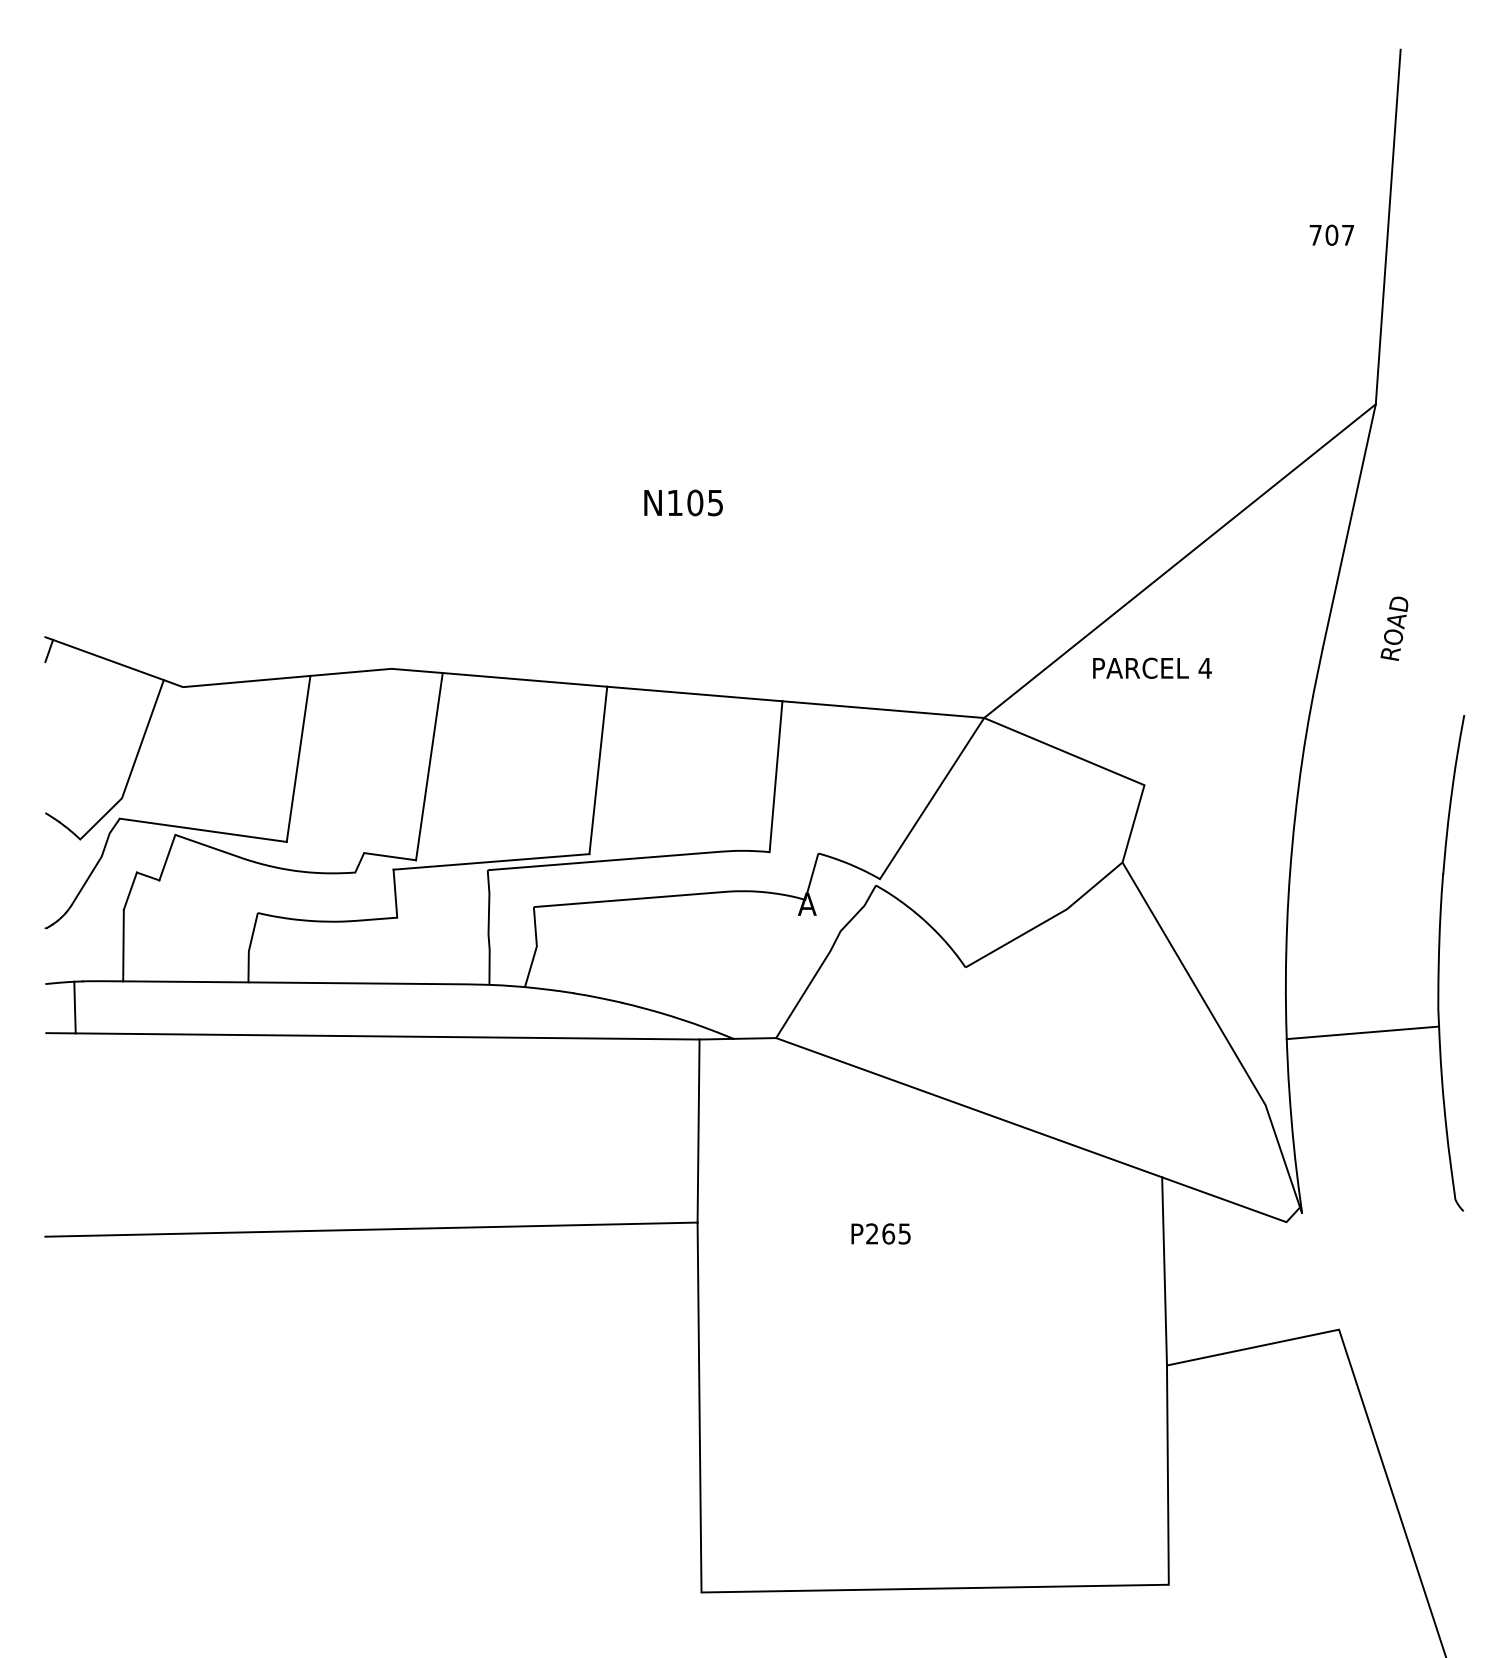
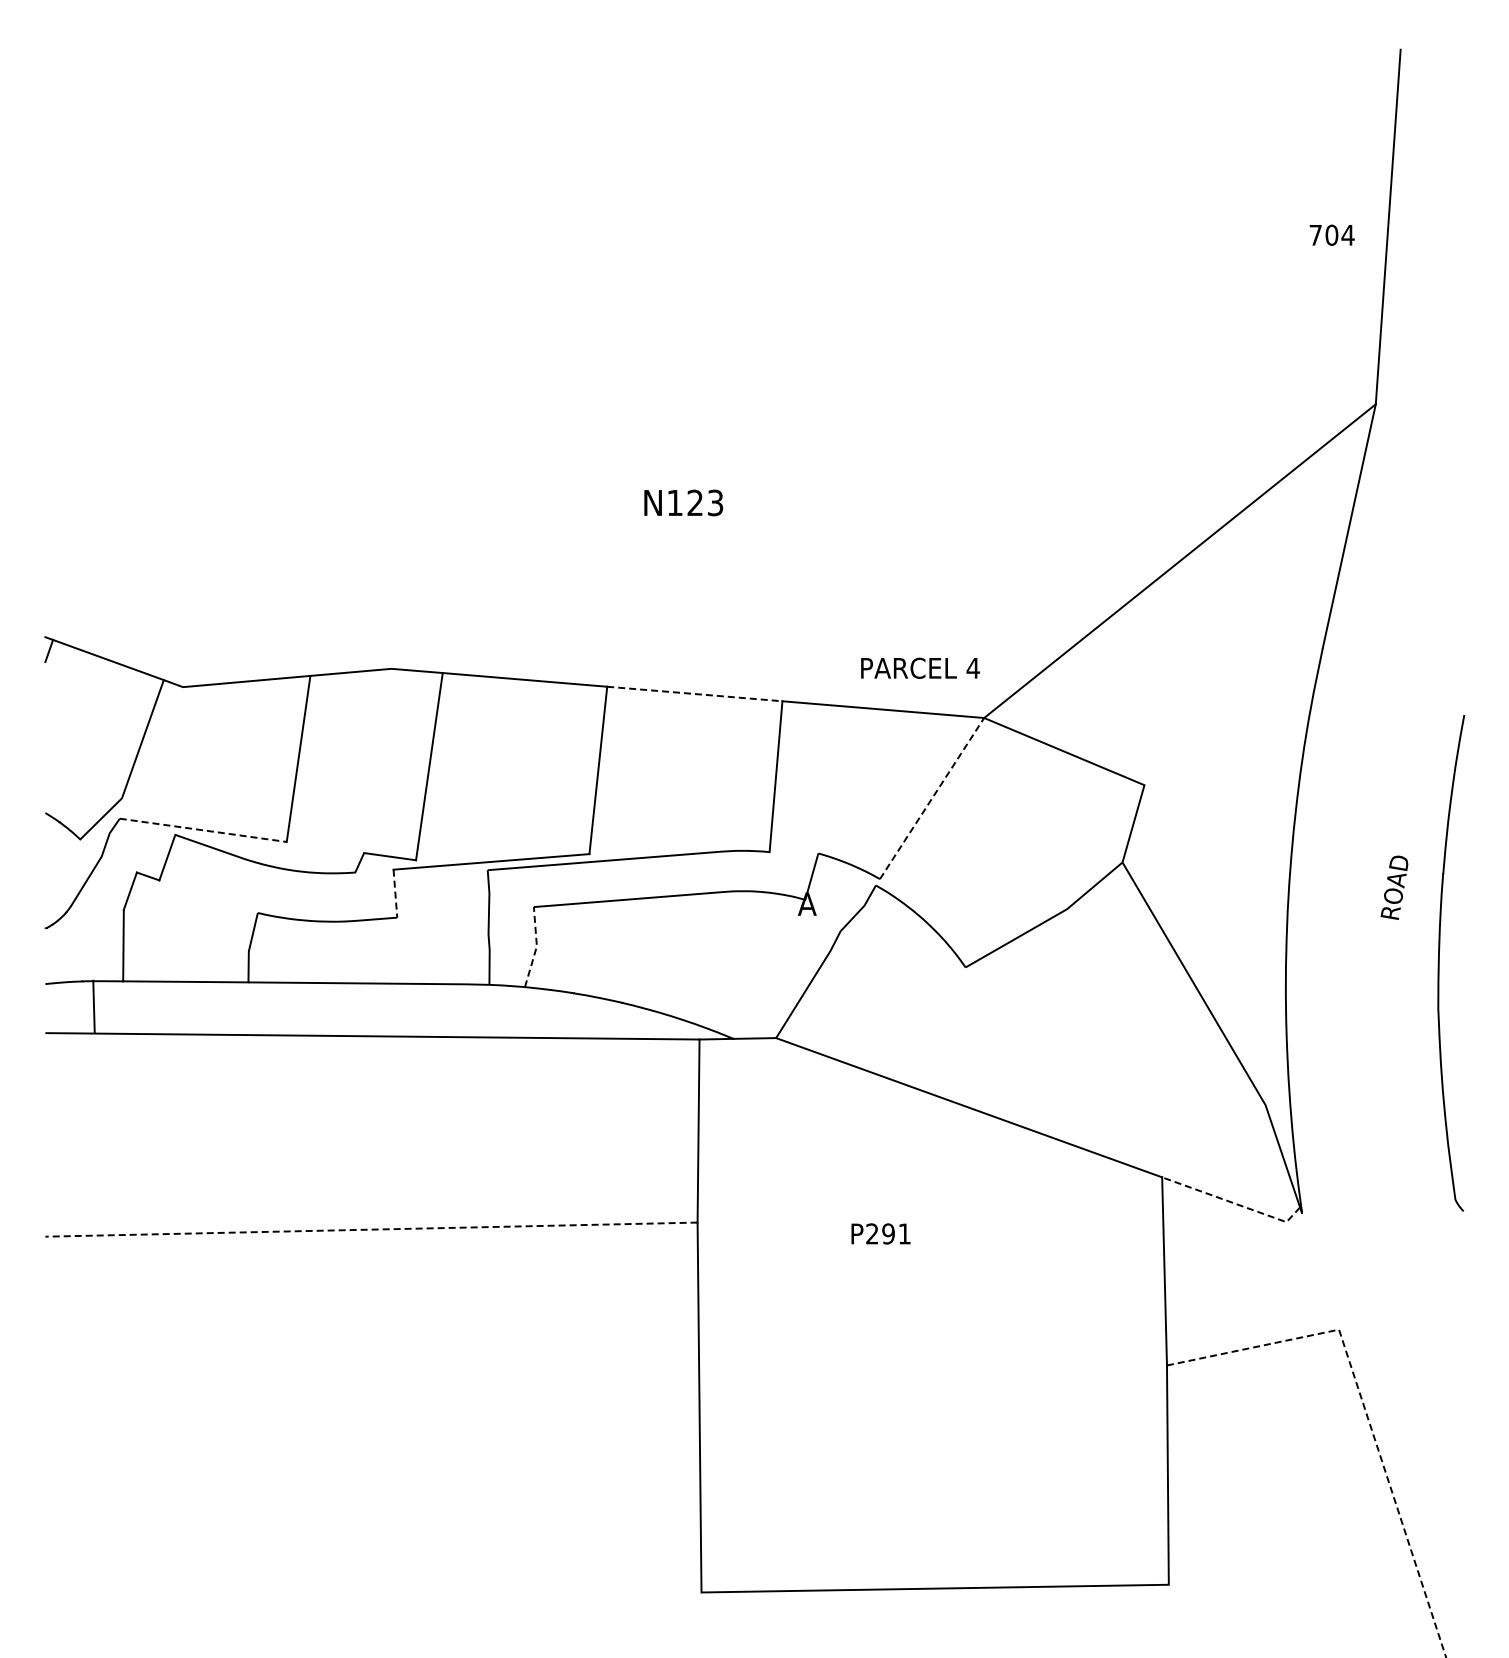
text: 707 -> 704 (1347, 235)
text: N105 -> N123 (705, 502)
text position: (1394, 628) -> (1394, 887) (1394, 887)
text position: (1152, 667) -> (920, 667) (920, 667)
line: solid -> dashed (694, 694)
line: solid -> dashed (932, 798)
line: solid -> dashed (203, 830)
line: solid -> dashed (395, 894)
line: solid -> dashed (536, 947)
line position: (74, 1007) -> (93, 1006) (93, 1006)
line: present -> none (1362, 1032)
line: solid -> dashed (1234, 1203)
line: solid -> dashed (370, 1229)
text: P265 -> P291 (896, 1233)
line: solid -> dashed (1365, 1409)
